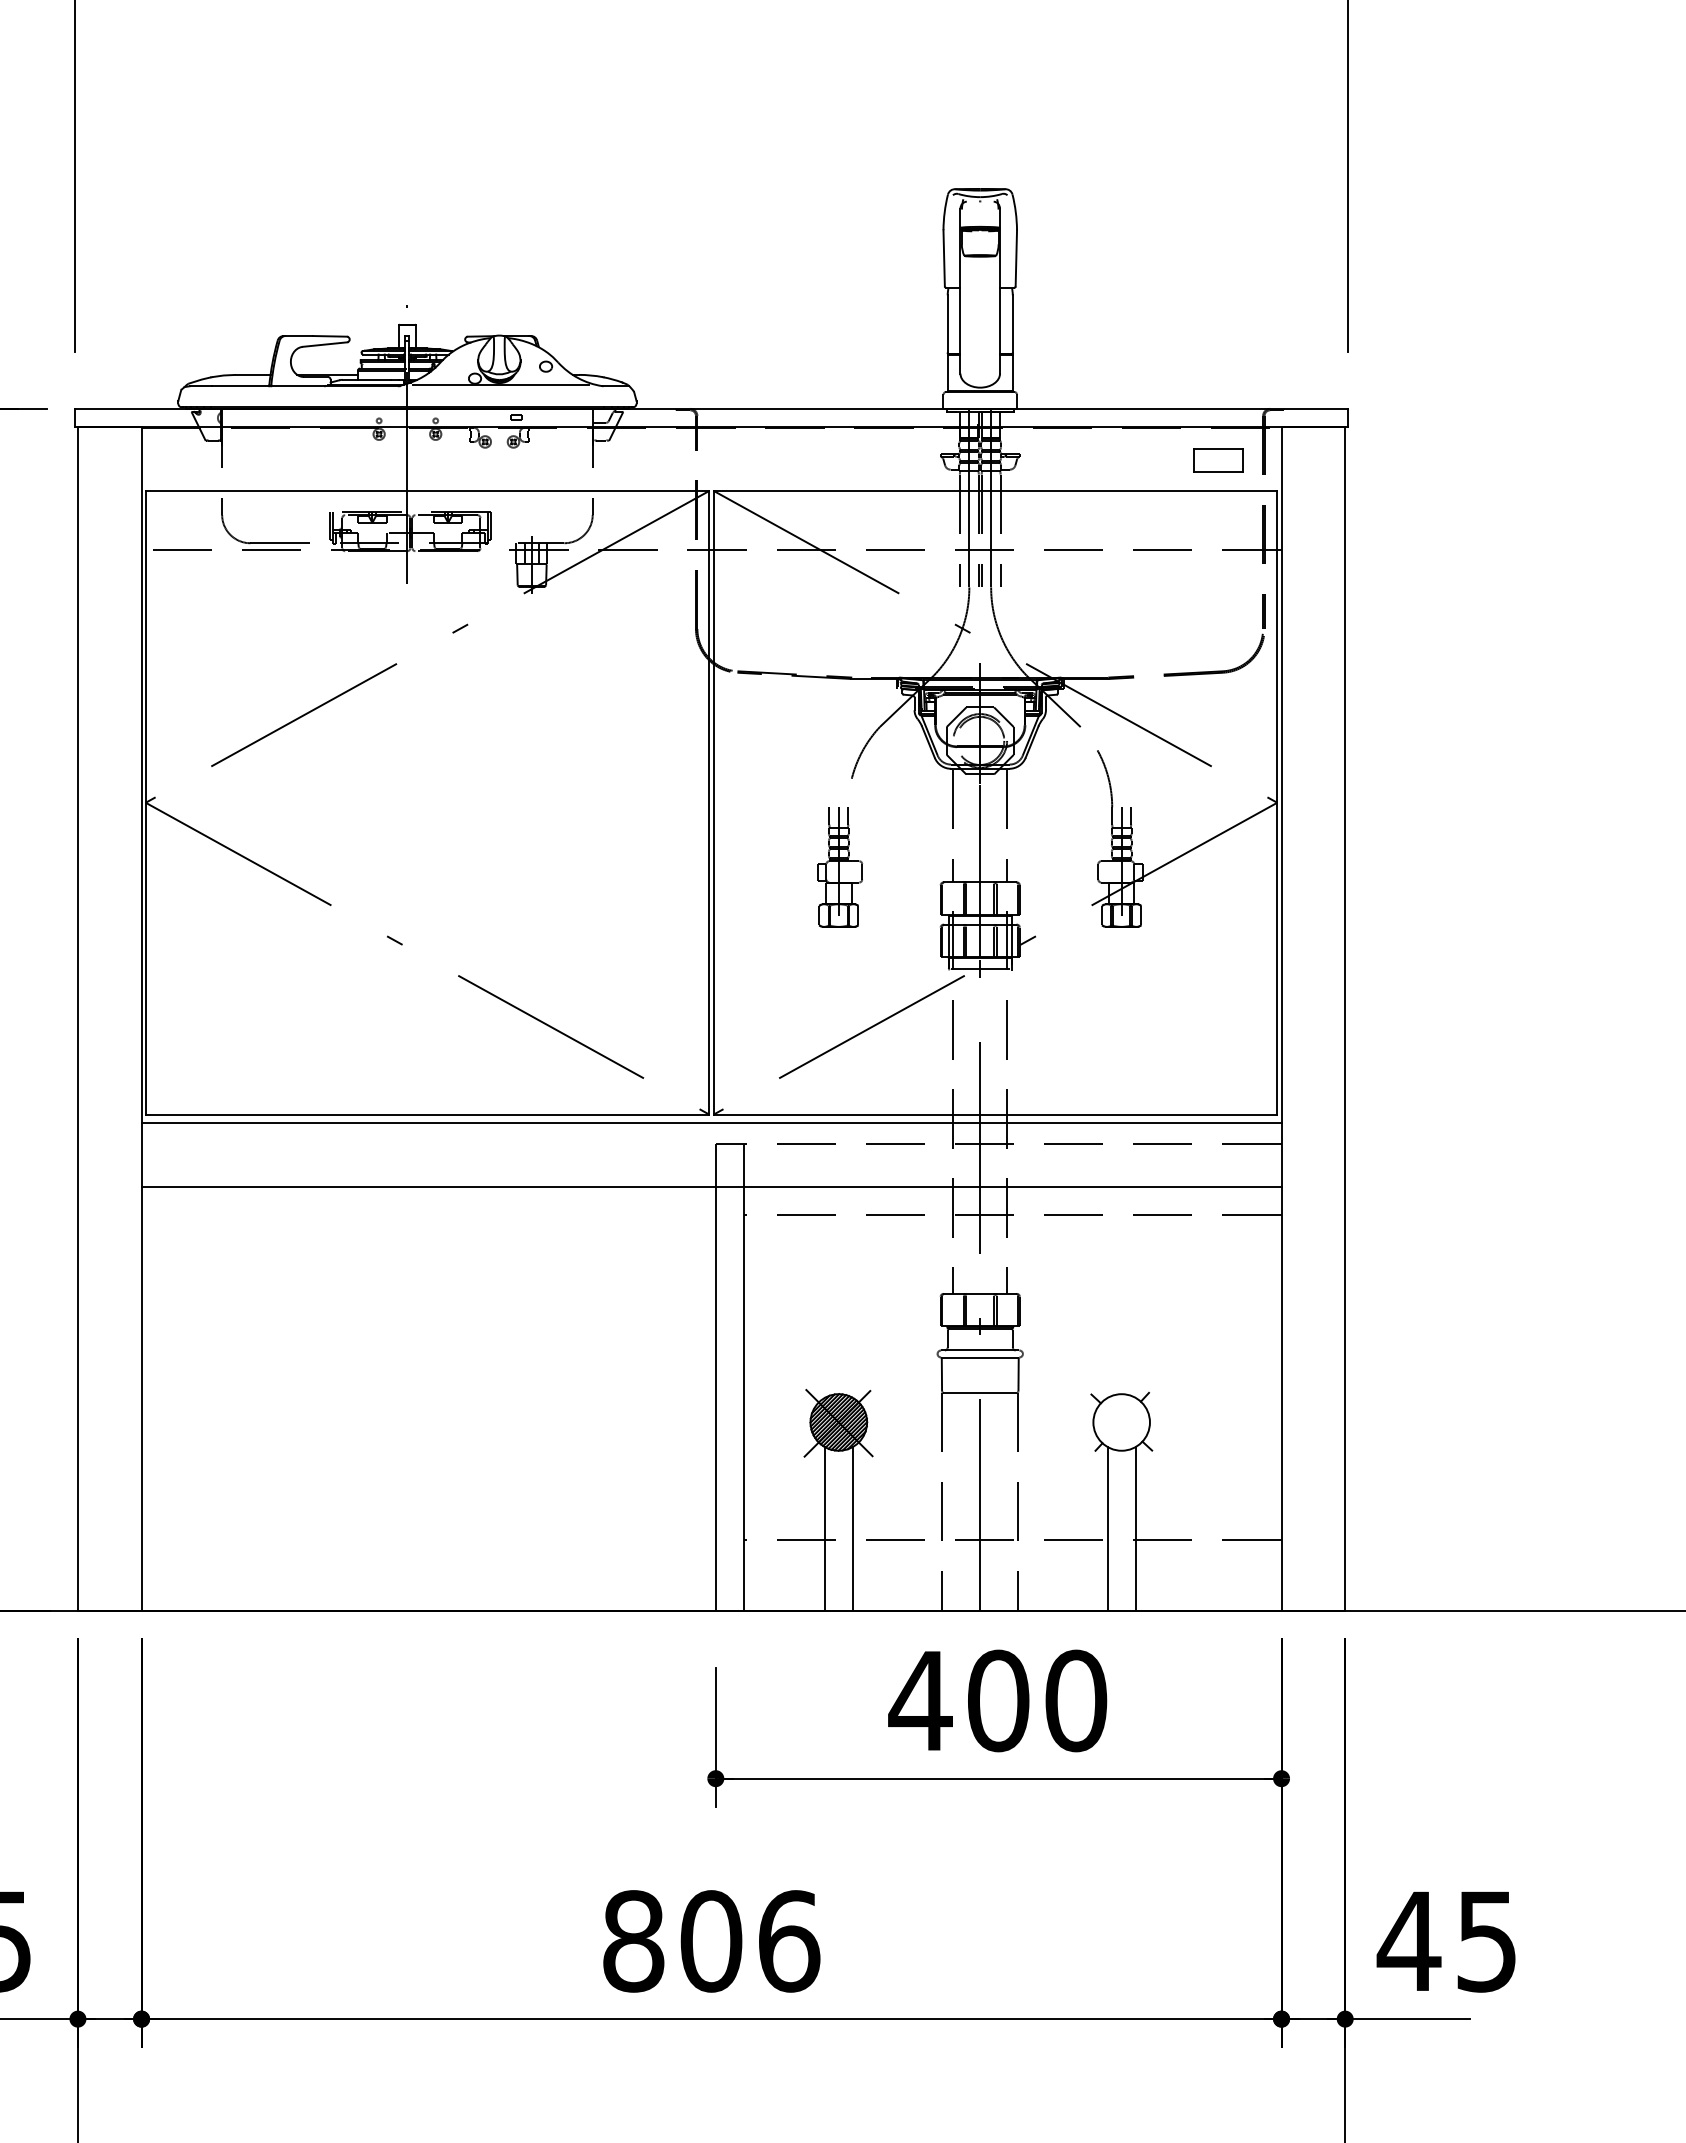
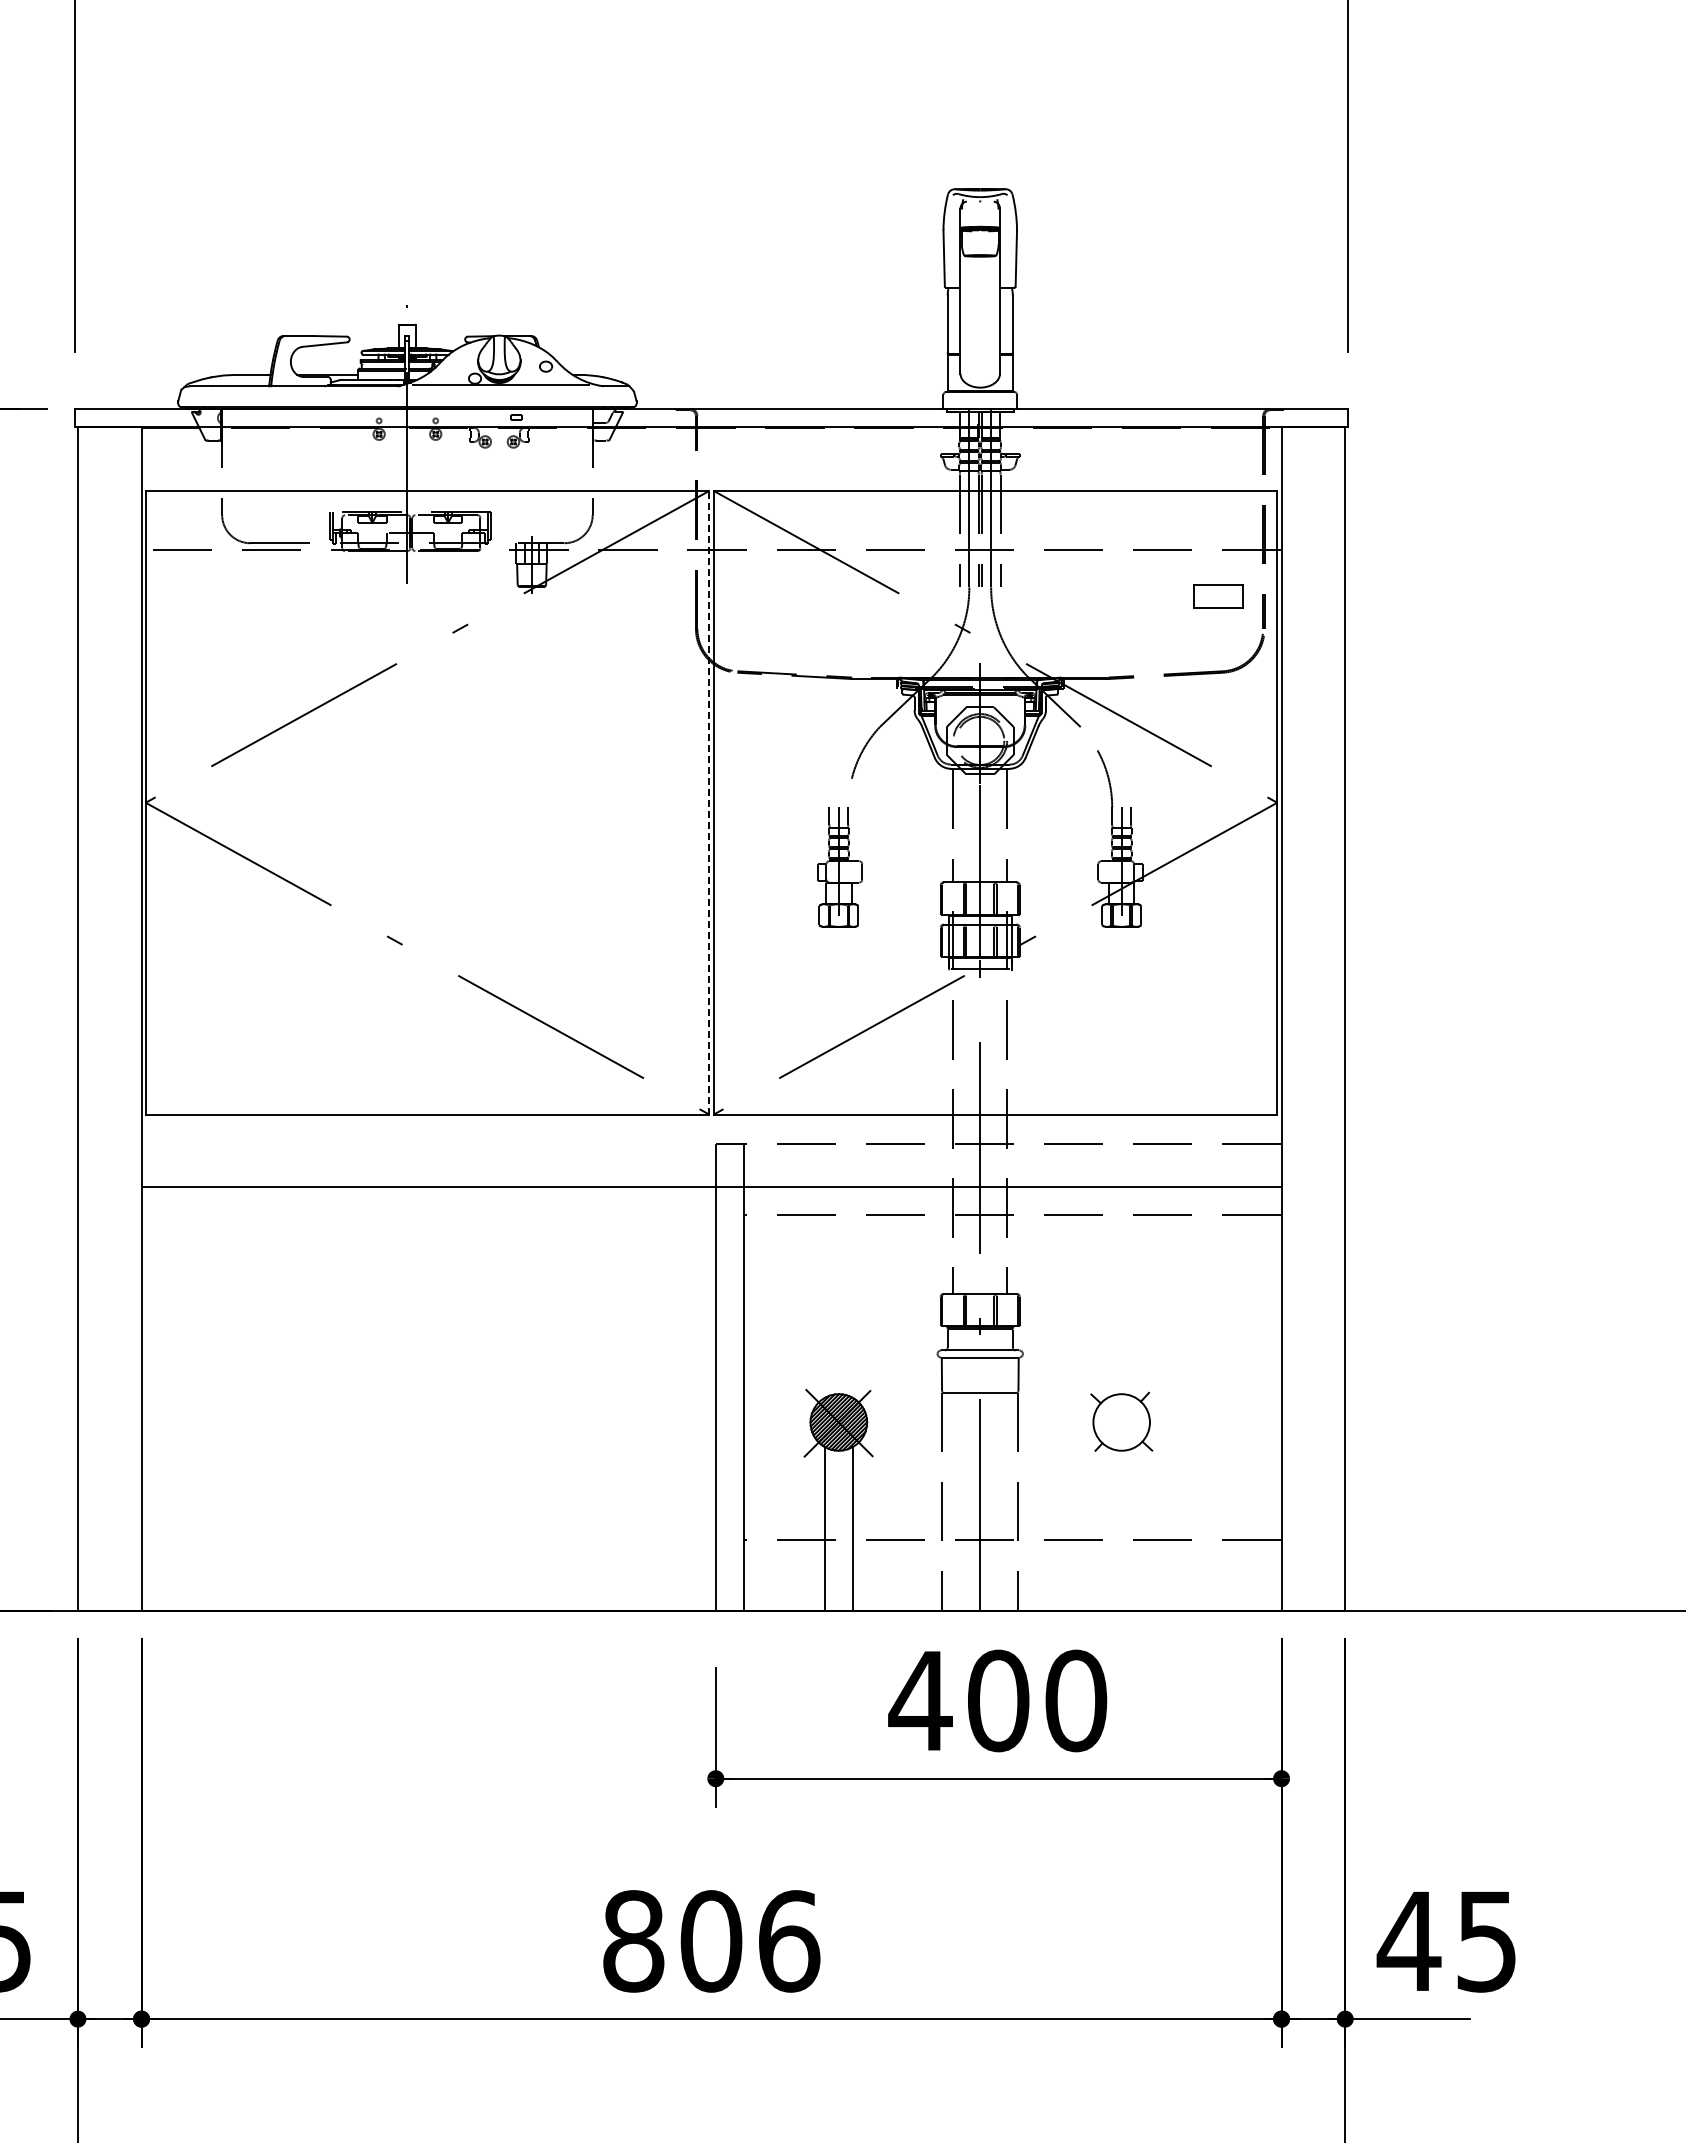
part position: (1218, 460) -> (1218, 596) (1218, 596)
line: solid -> dashed (709, 802)
line: present -> none (711, 1123)
line: present -> none (1107, 1528)
line: present -> none (1135, 1528)
